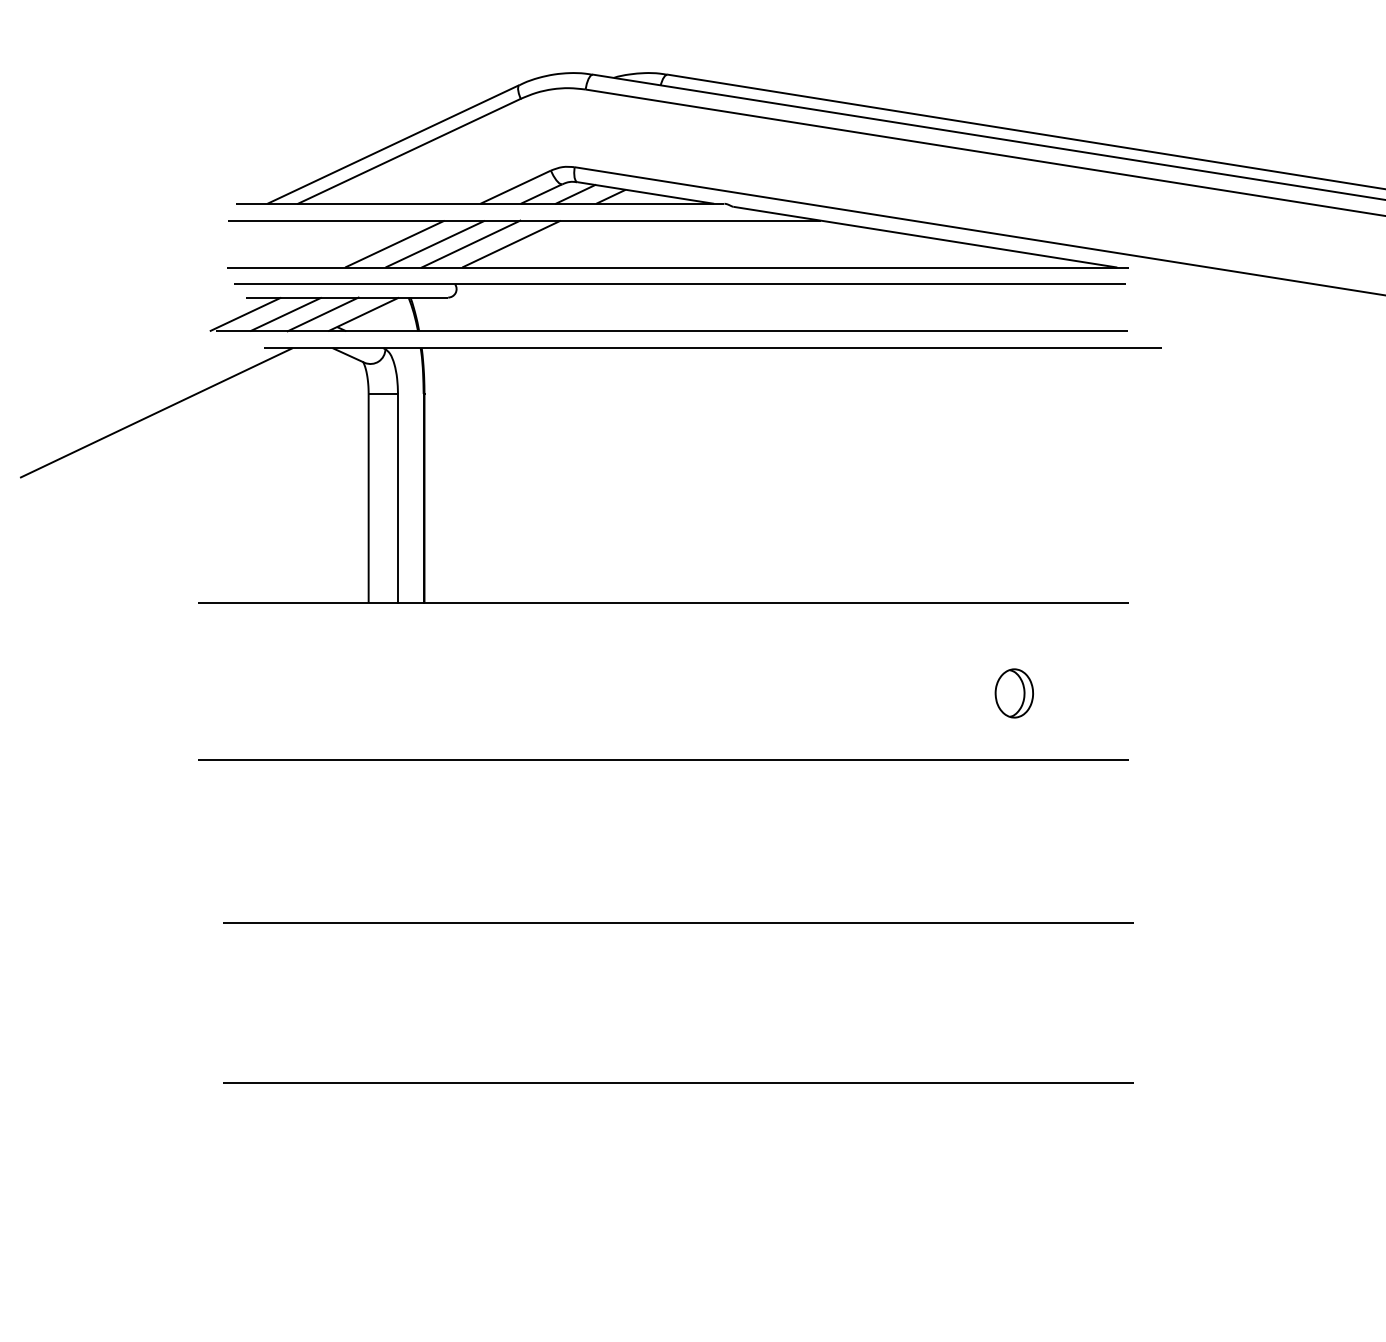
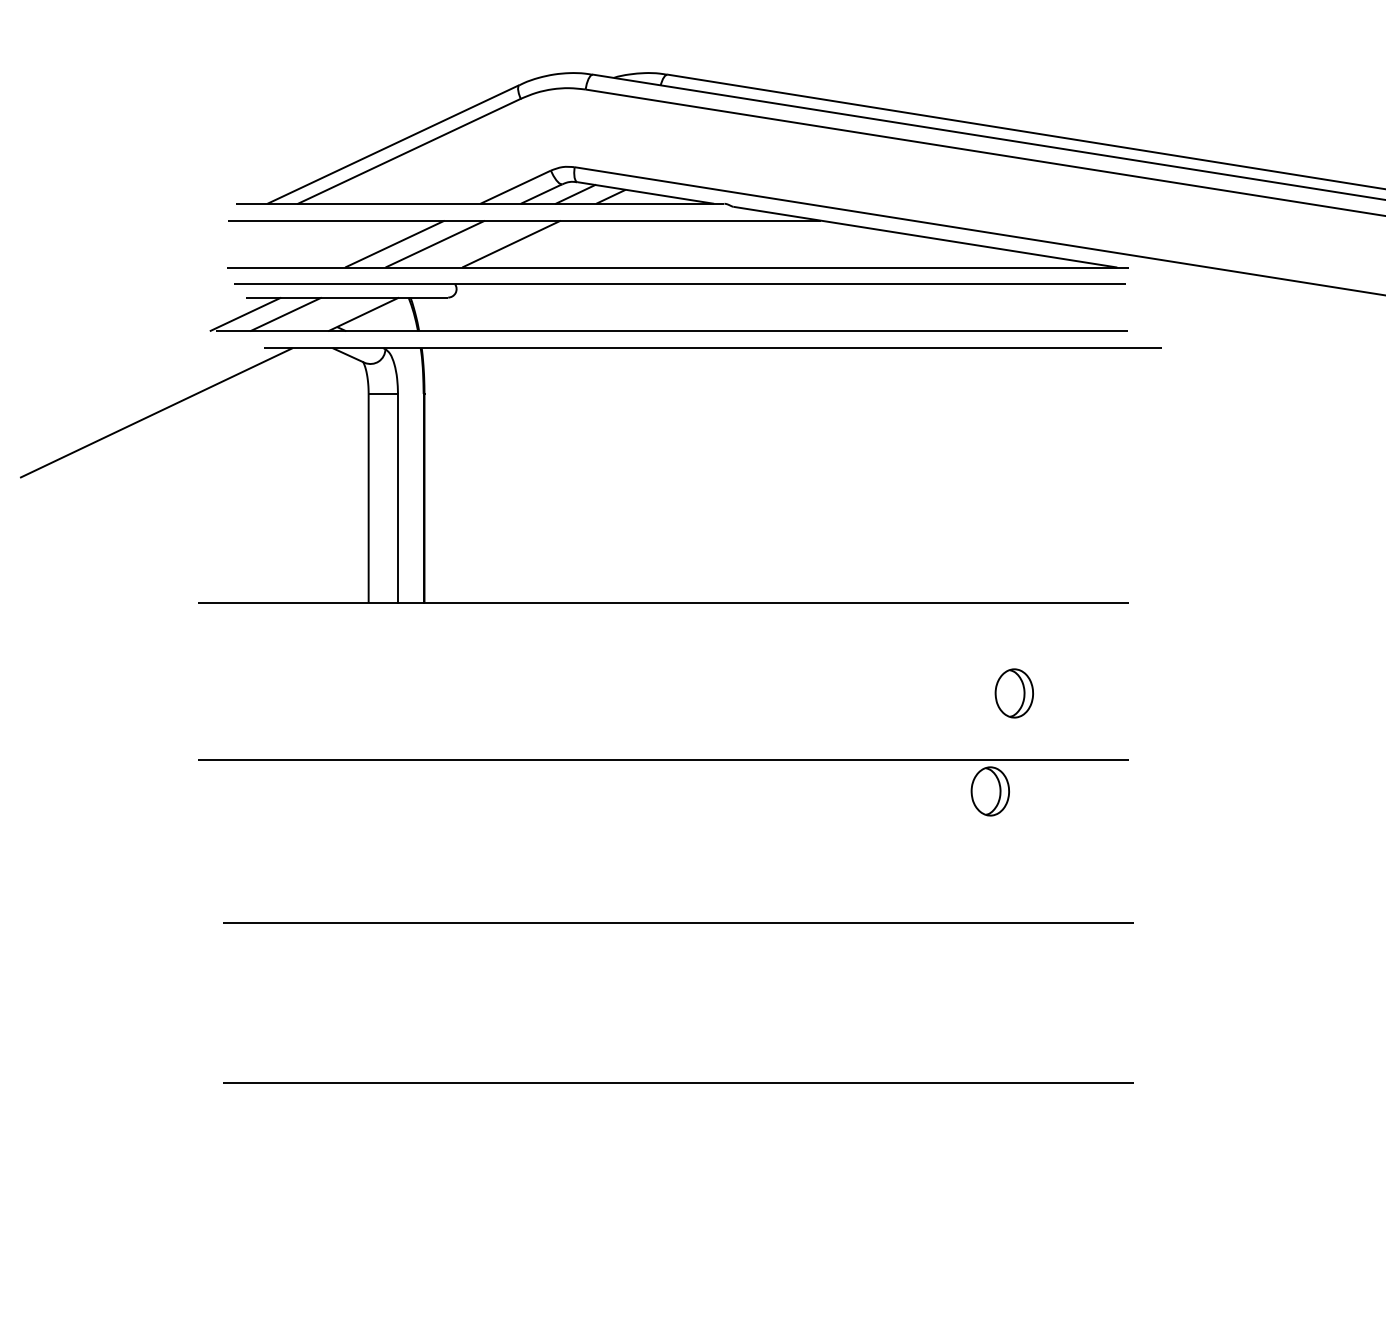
line: present -> none (470, 243)
line: present -> none (322, 314)
part: none -> present (989, 791)
